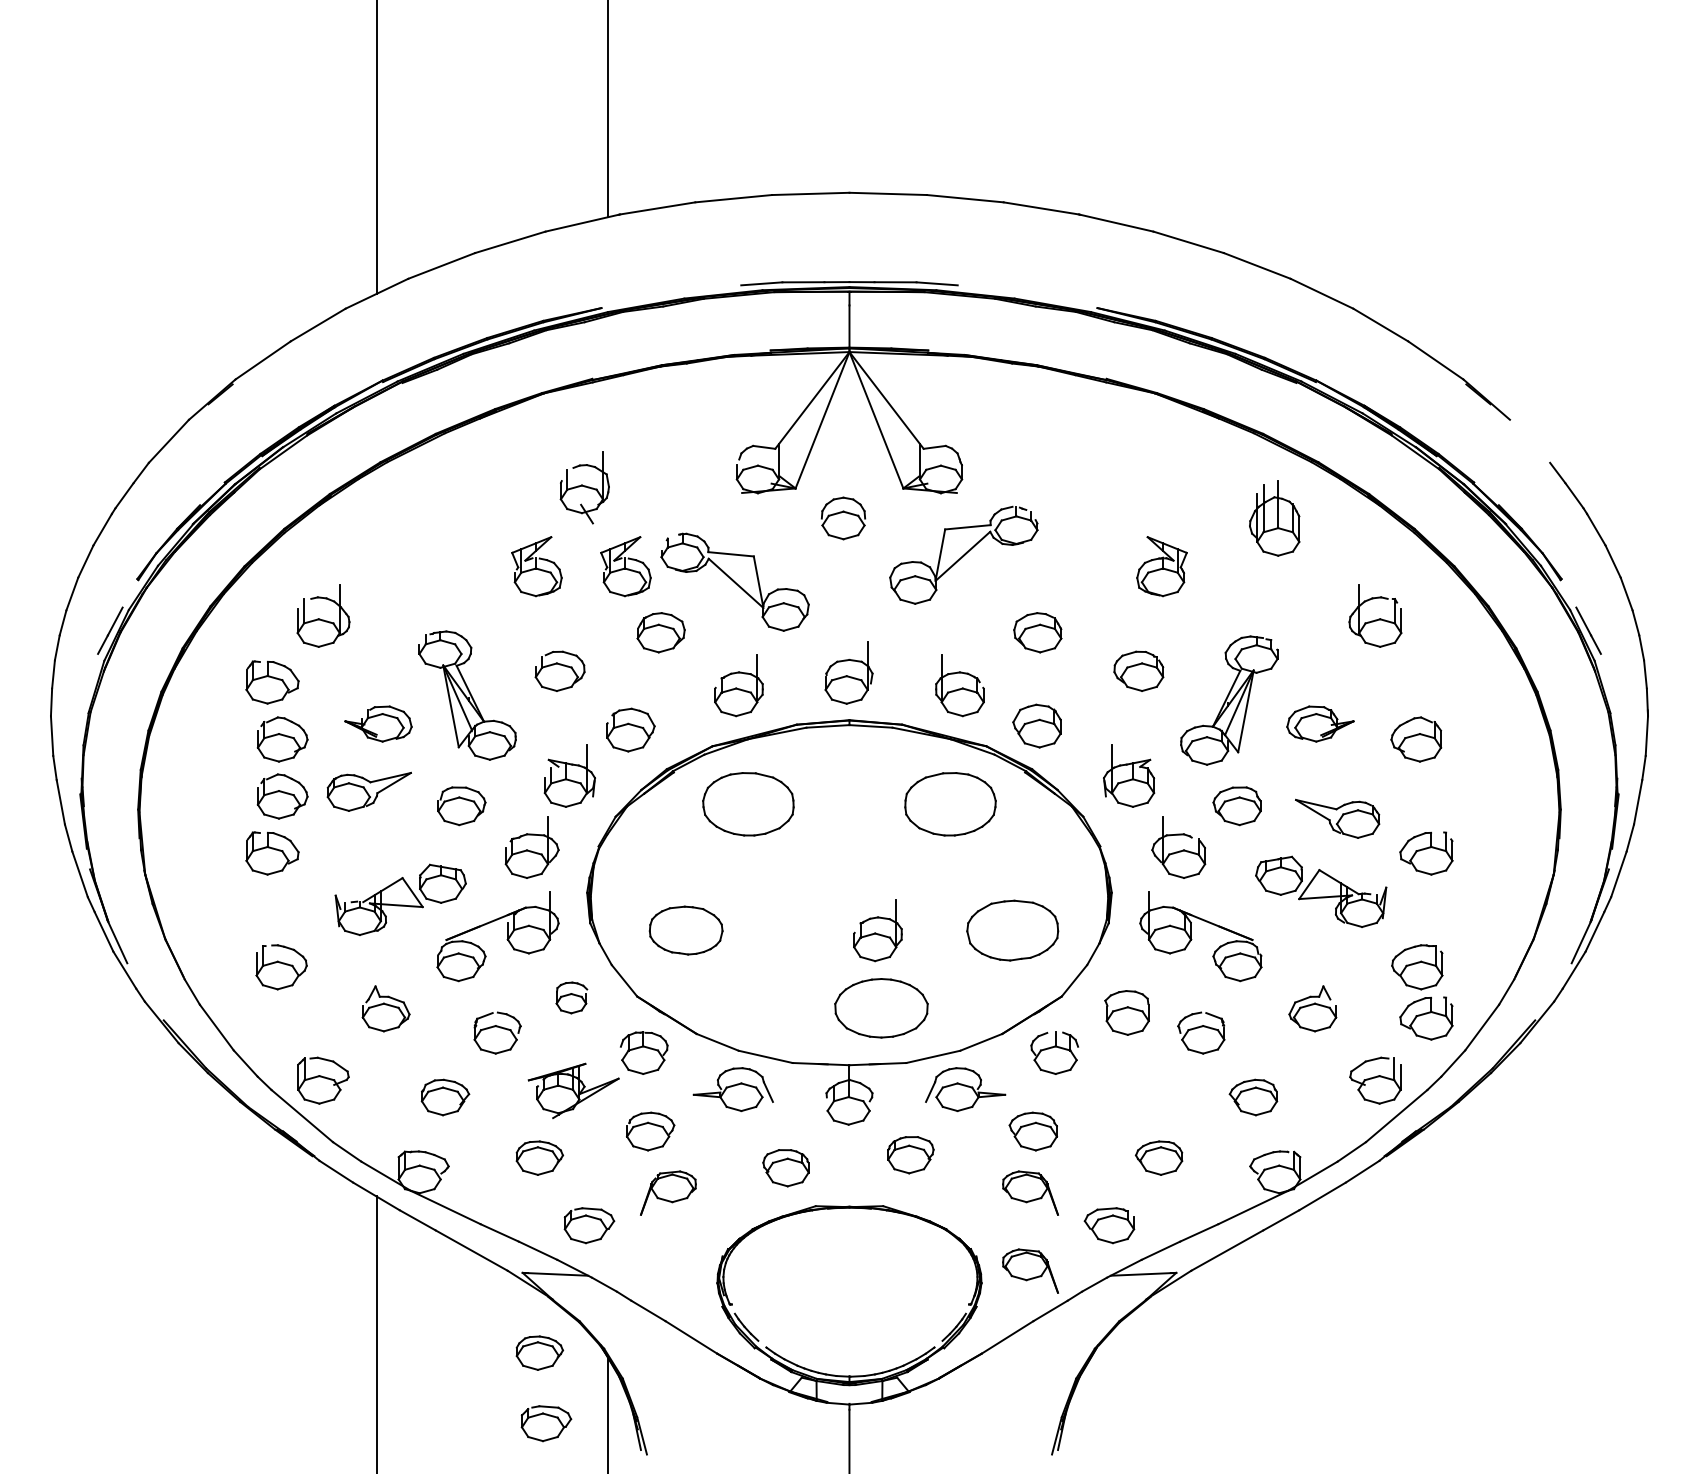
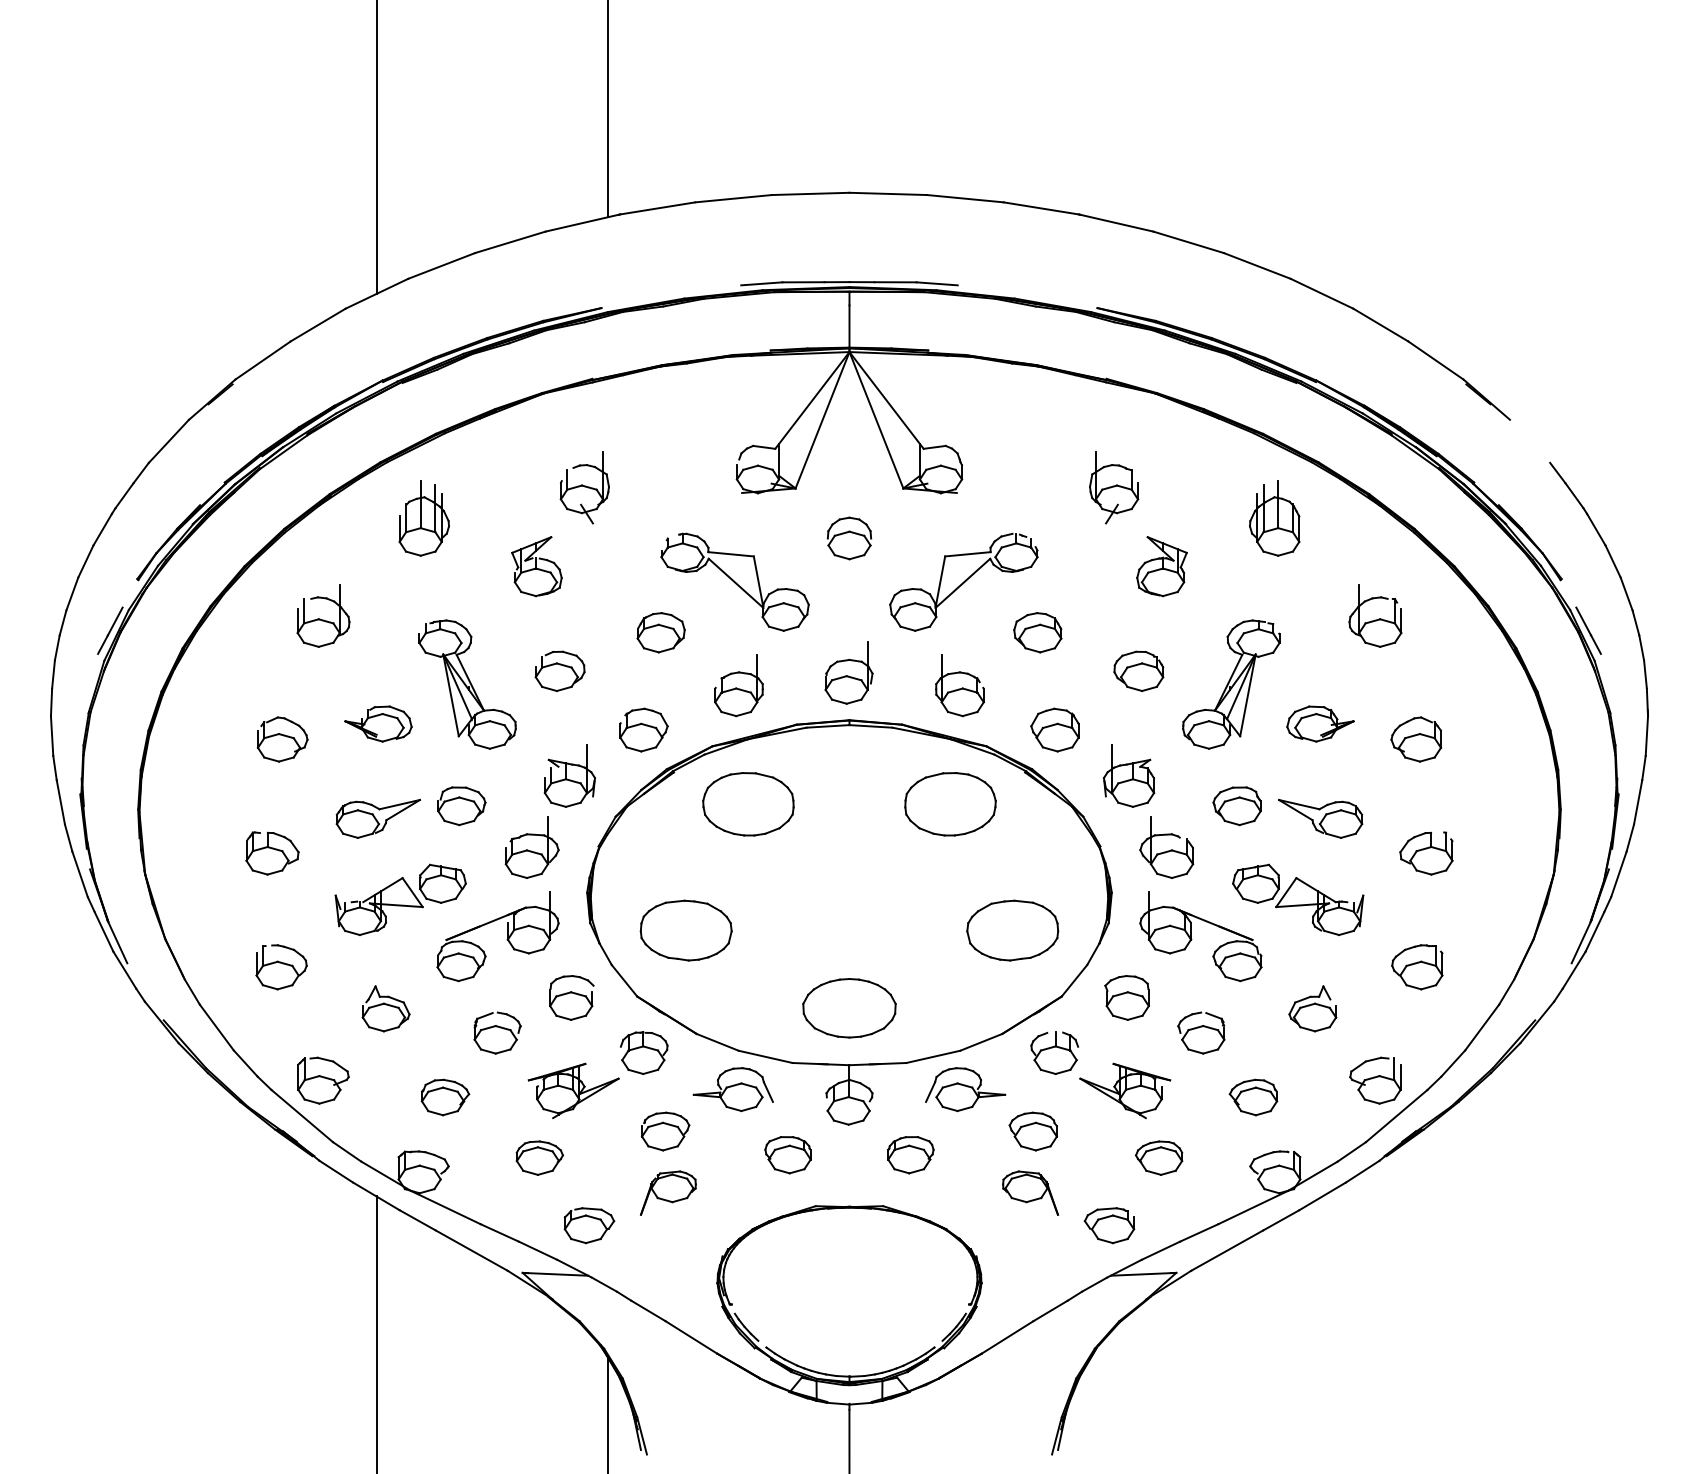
part: none -> present (1114, 487)
part: none -> present (423, 518)
part position: (843, 518) -> (849, 538) (849, 538)
part position: (963, 554) -> (963, 581) (963, 581)
part: present -> none (625, 566)
part: present -> none (272, 682)
part position: (467, 695) -> (467, 684) (467, 684)
part position: (1229, 700) -> (1231, 684) (1231, 684)
part position: (1036, 725) -> (1054, 729) (1054, 729)
part position: (630, 729) -> (643, 729) (643, 729)
part position: (368, 791) -> (377, 818) (377, 818)
part: present -> none (282, 796)
part position: (1337, 818) -> (1320, 818) (1320, 818)
part position: (1178, 847) -> (1166, 847) (1166, 847)
part position: (1321, 891) -> (1298, 899) (1298, 899)
part size: 76x51 px -> 94x63 px (685, 930)
part: present -> none (877, 930)
part size: 34x34 px -> 46x46 px (571, 997)
part position: (881, 1008) -> (849, 1008) (849, 1008)
part position: (1126, 1012) -> (1126, 997) (1126, 997)
part: present -> none (1426, 1018)
part: none -> present (1125, 1090)
part position: (650, 1131) -> (665, 1131) (665, 1131)
part position: (785, 1168) -> (787, 1155) (787, 1155)
part: present -> none (1030, 1270)
part: present -> none (539, 1352)
part: present -> none (546, 1423)
